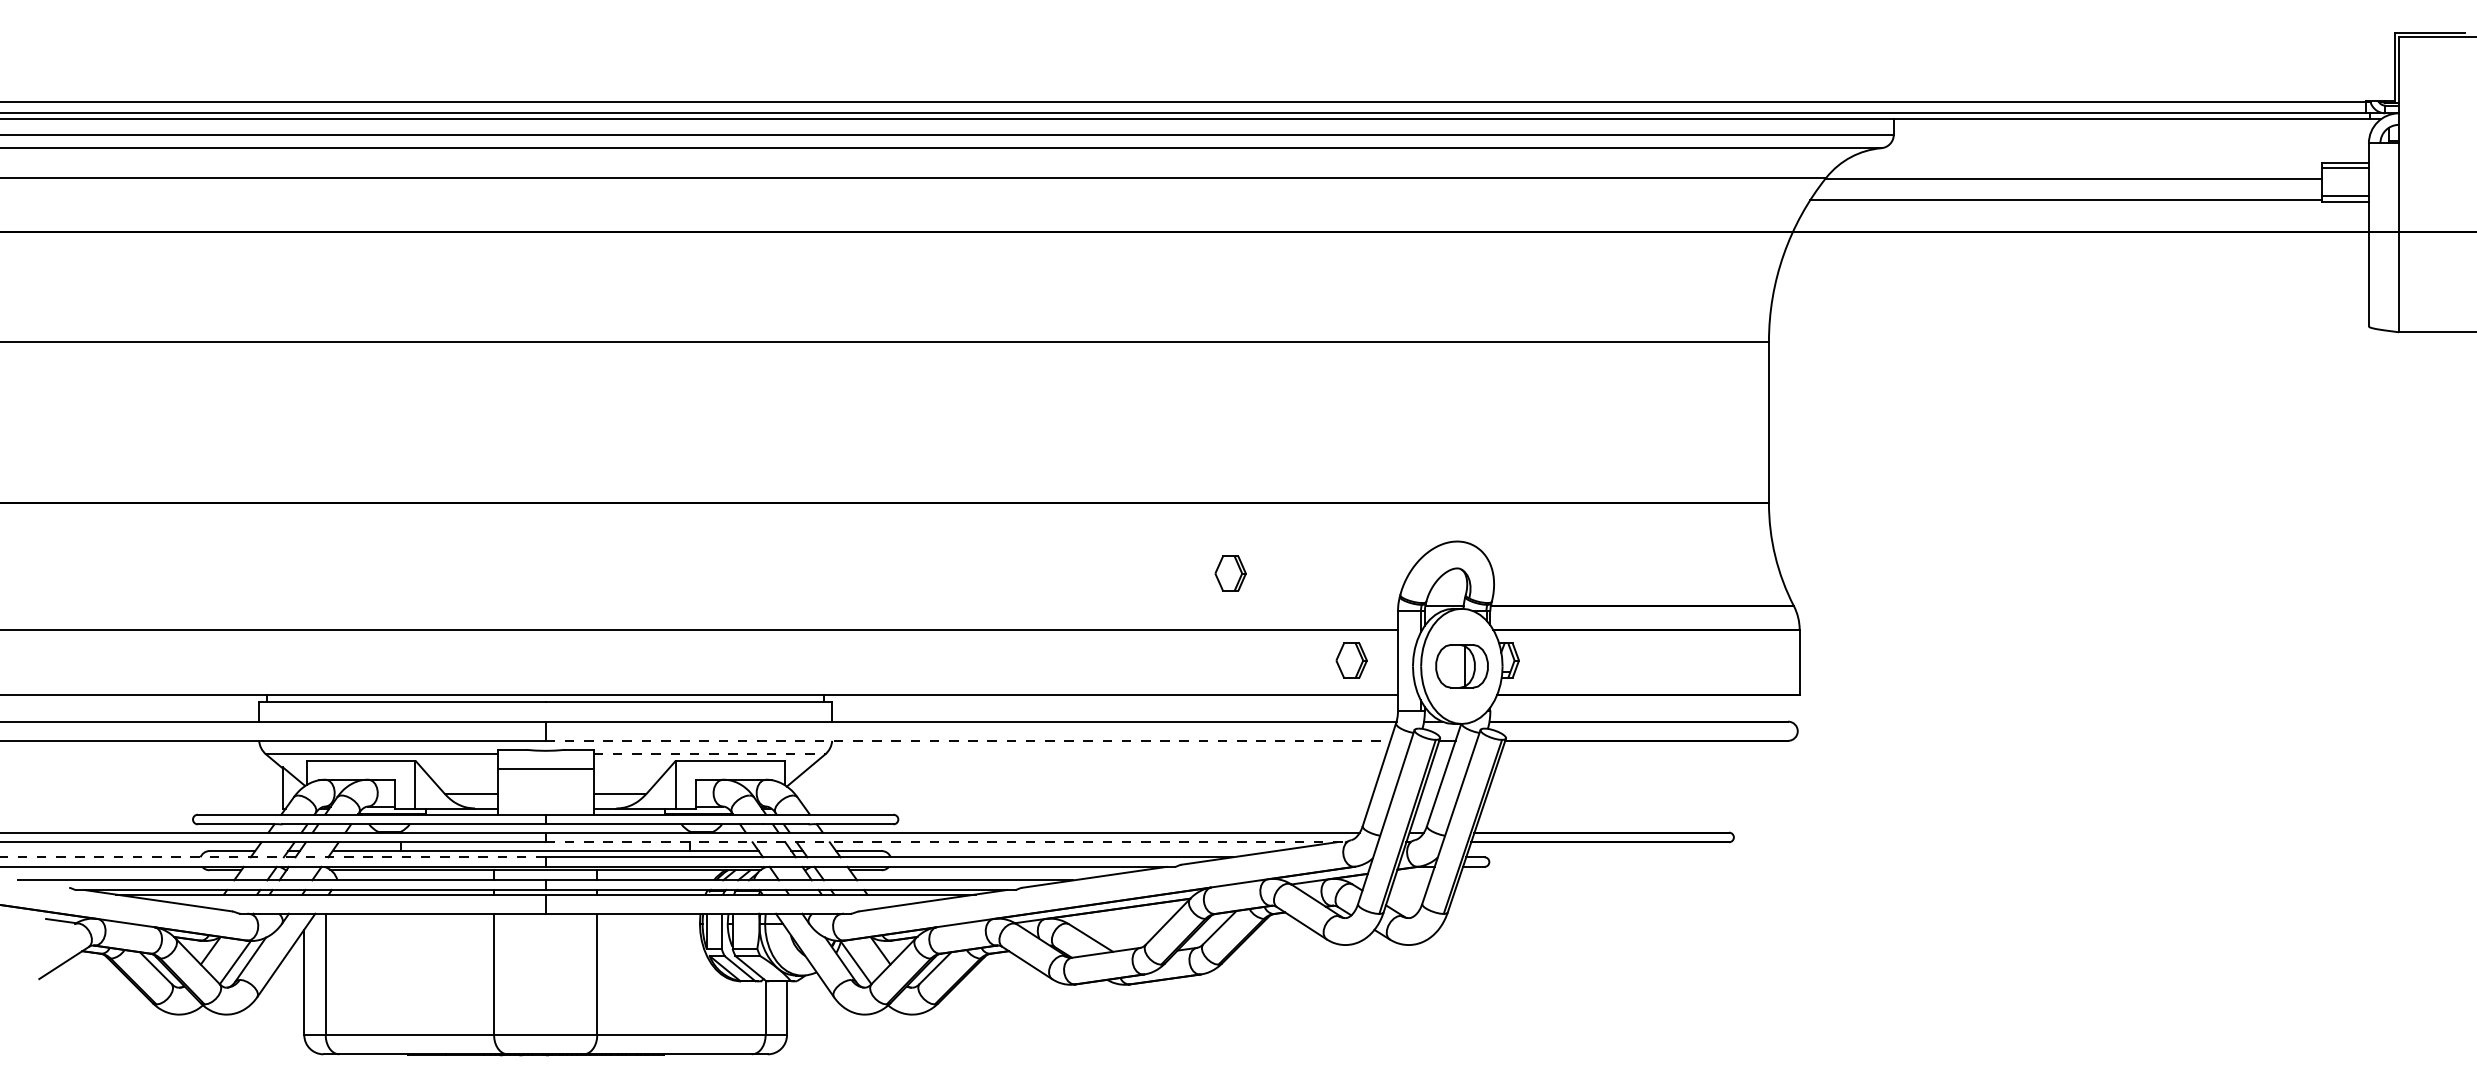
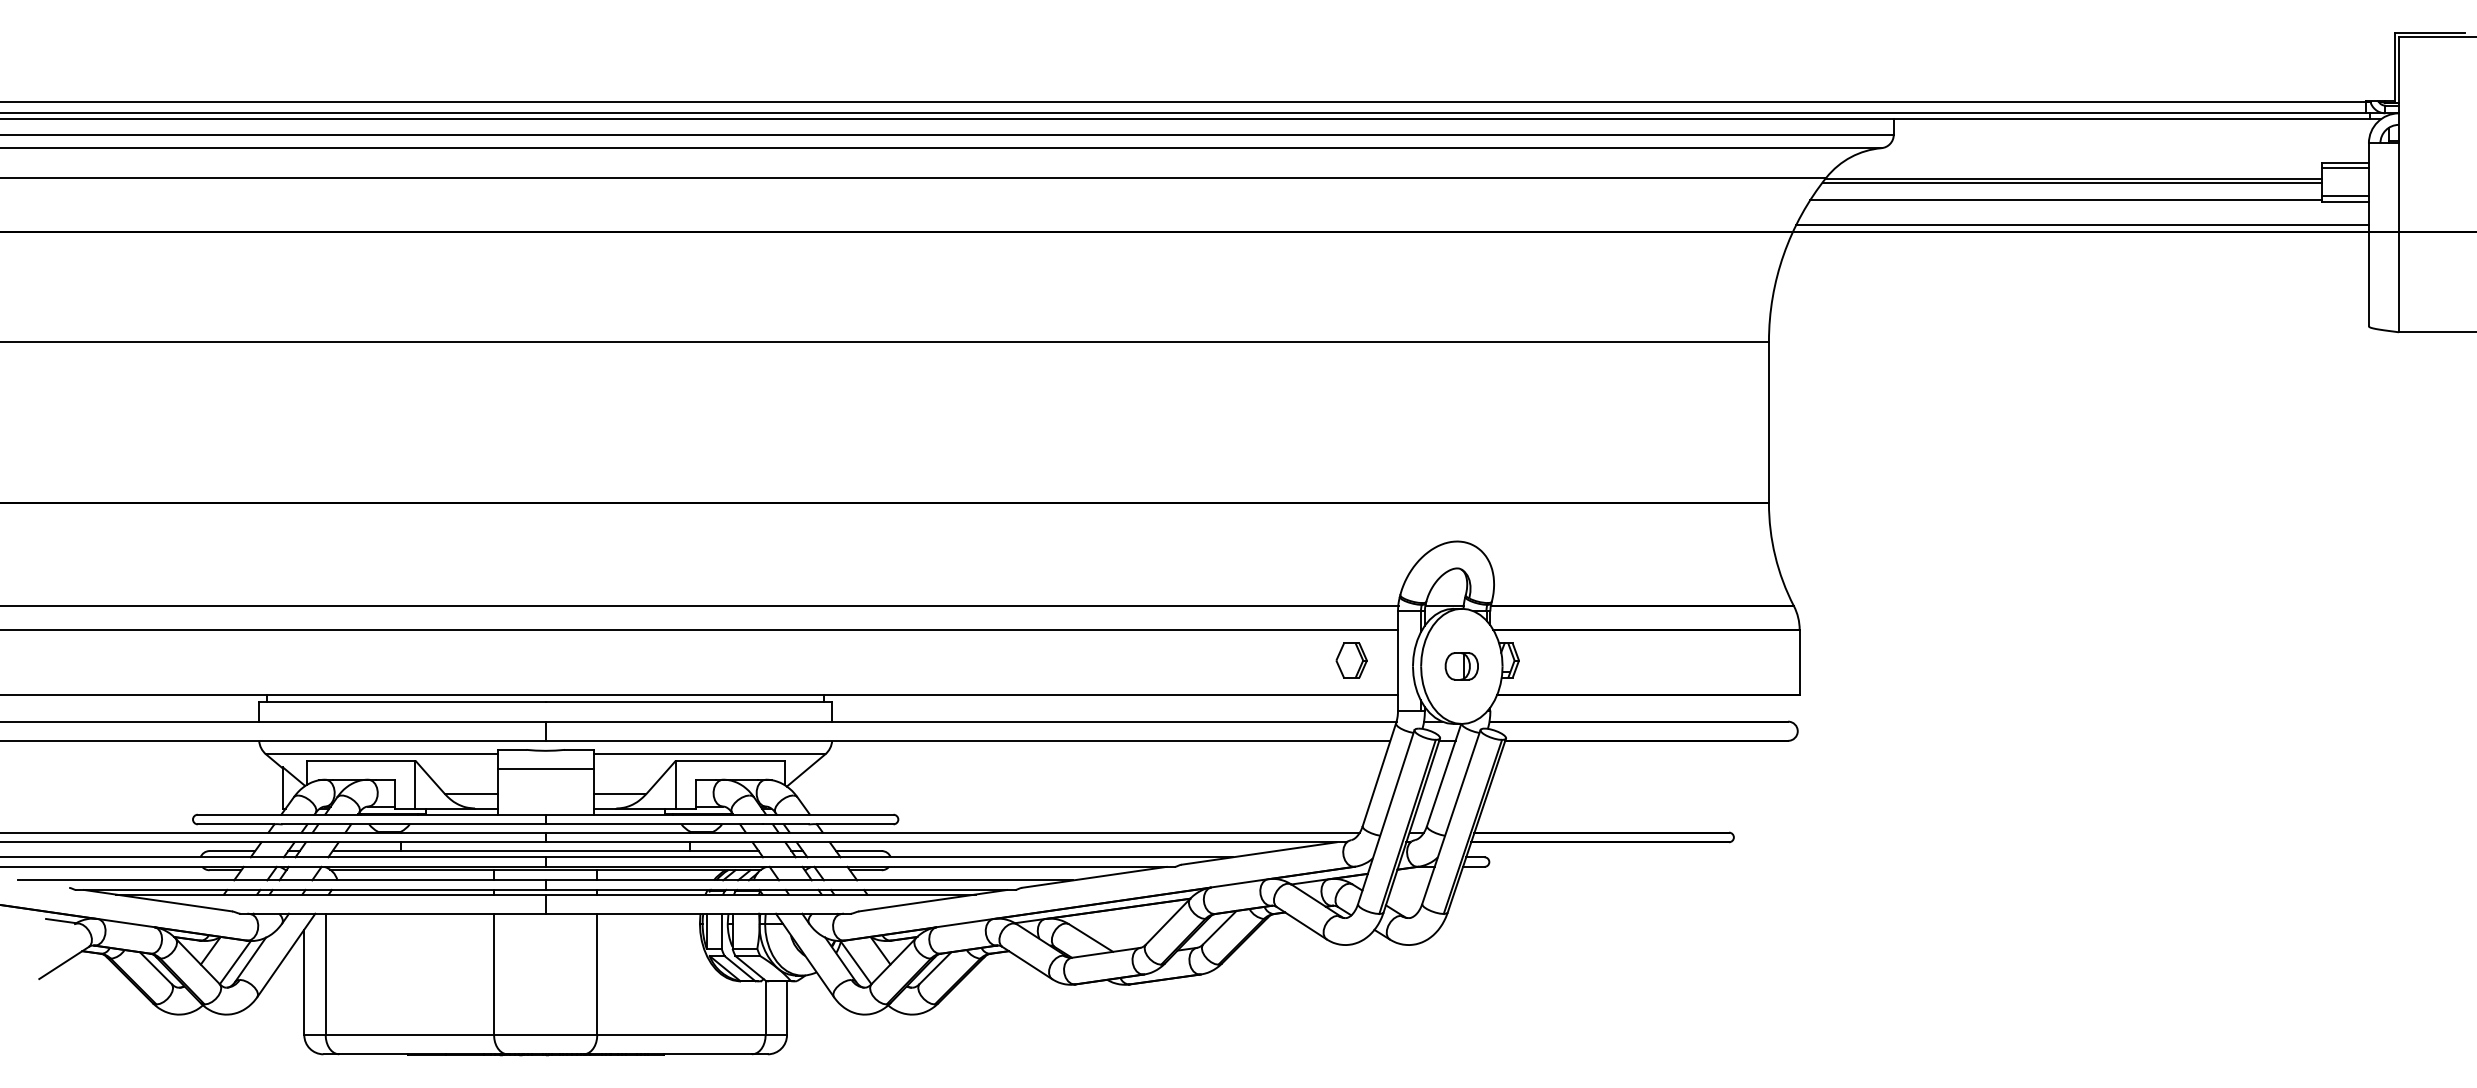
line: none -> present (2072, 182)
line: none -> present (2082, 224)
part: present -> none (1230, 573)
line: none -> present (700, 606)
part size: 54x45 px -> 35x29 px (1461, 666)
line: dashed -> solid (968, 740)
line: dashed -> solid (709, 754)
line: dashed -> solid (945, 842)
line: dashed -> solid (272, 857)
